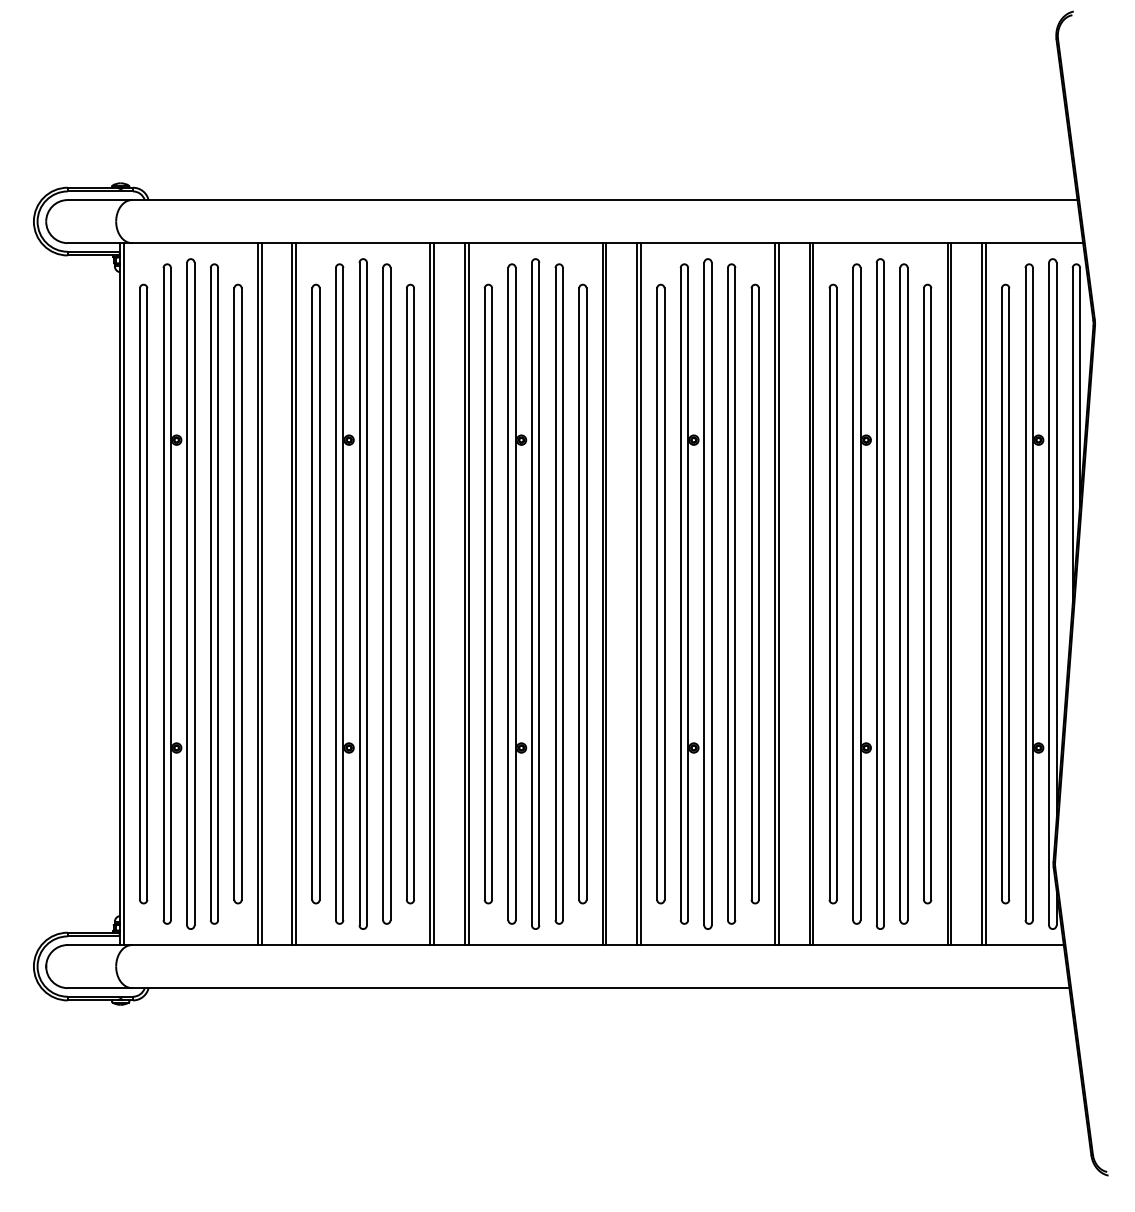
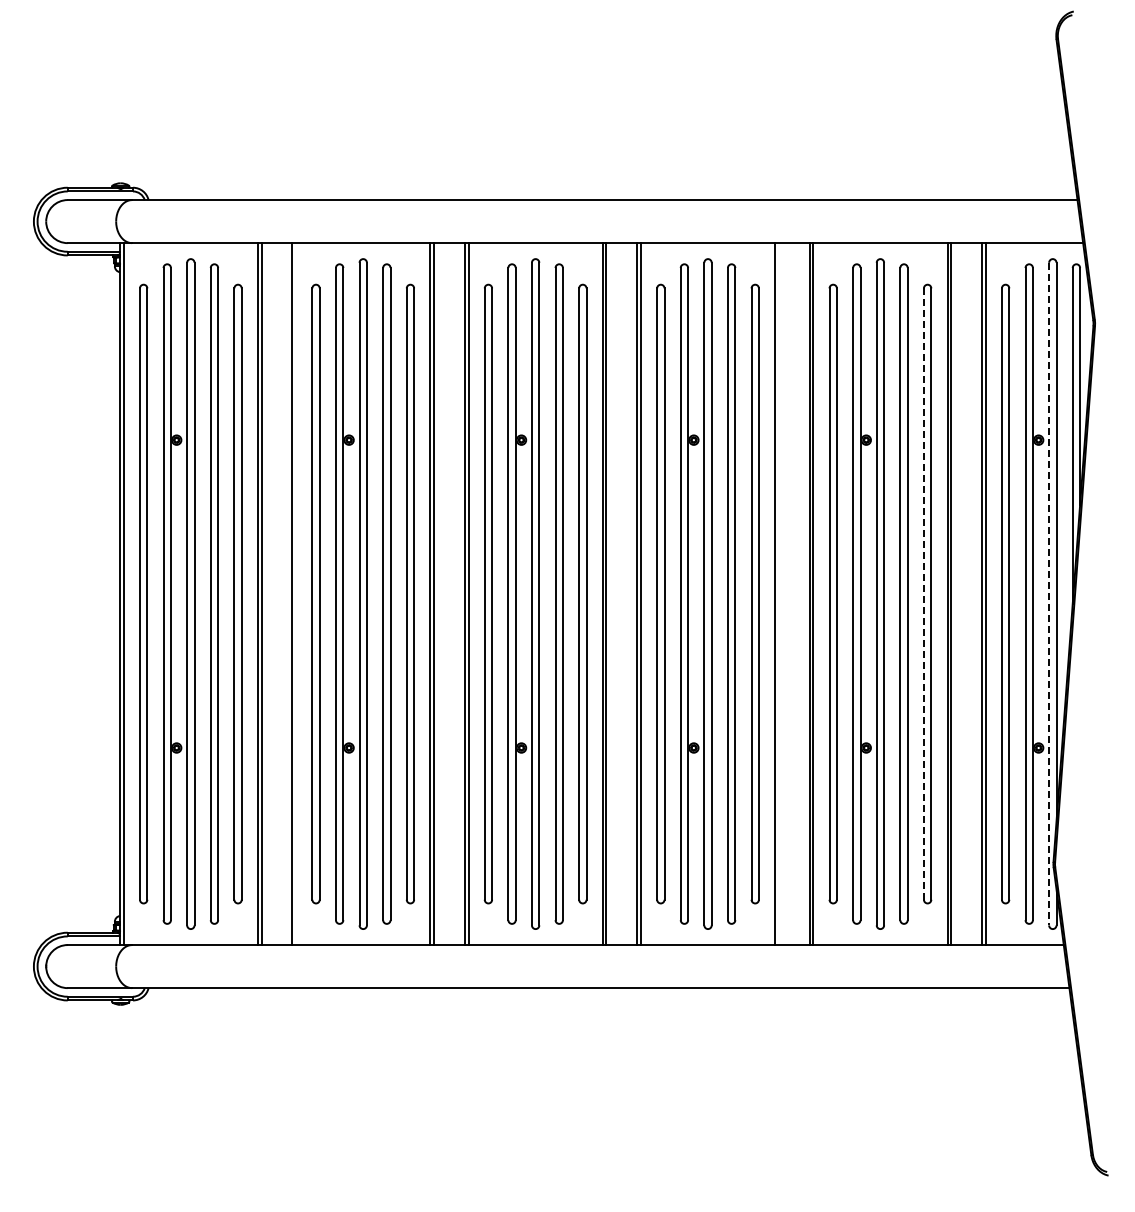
line: present -> none (296, 594)
line: present -> none (778, 594)
line: solid -> dashed (923, 594)
line: solid -> dashed (1049, 594)
